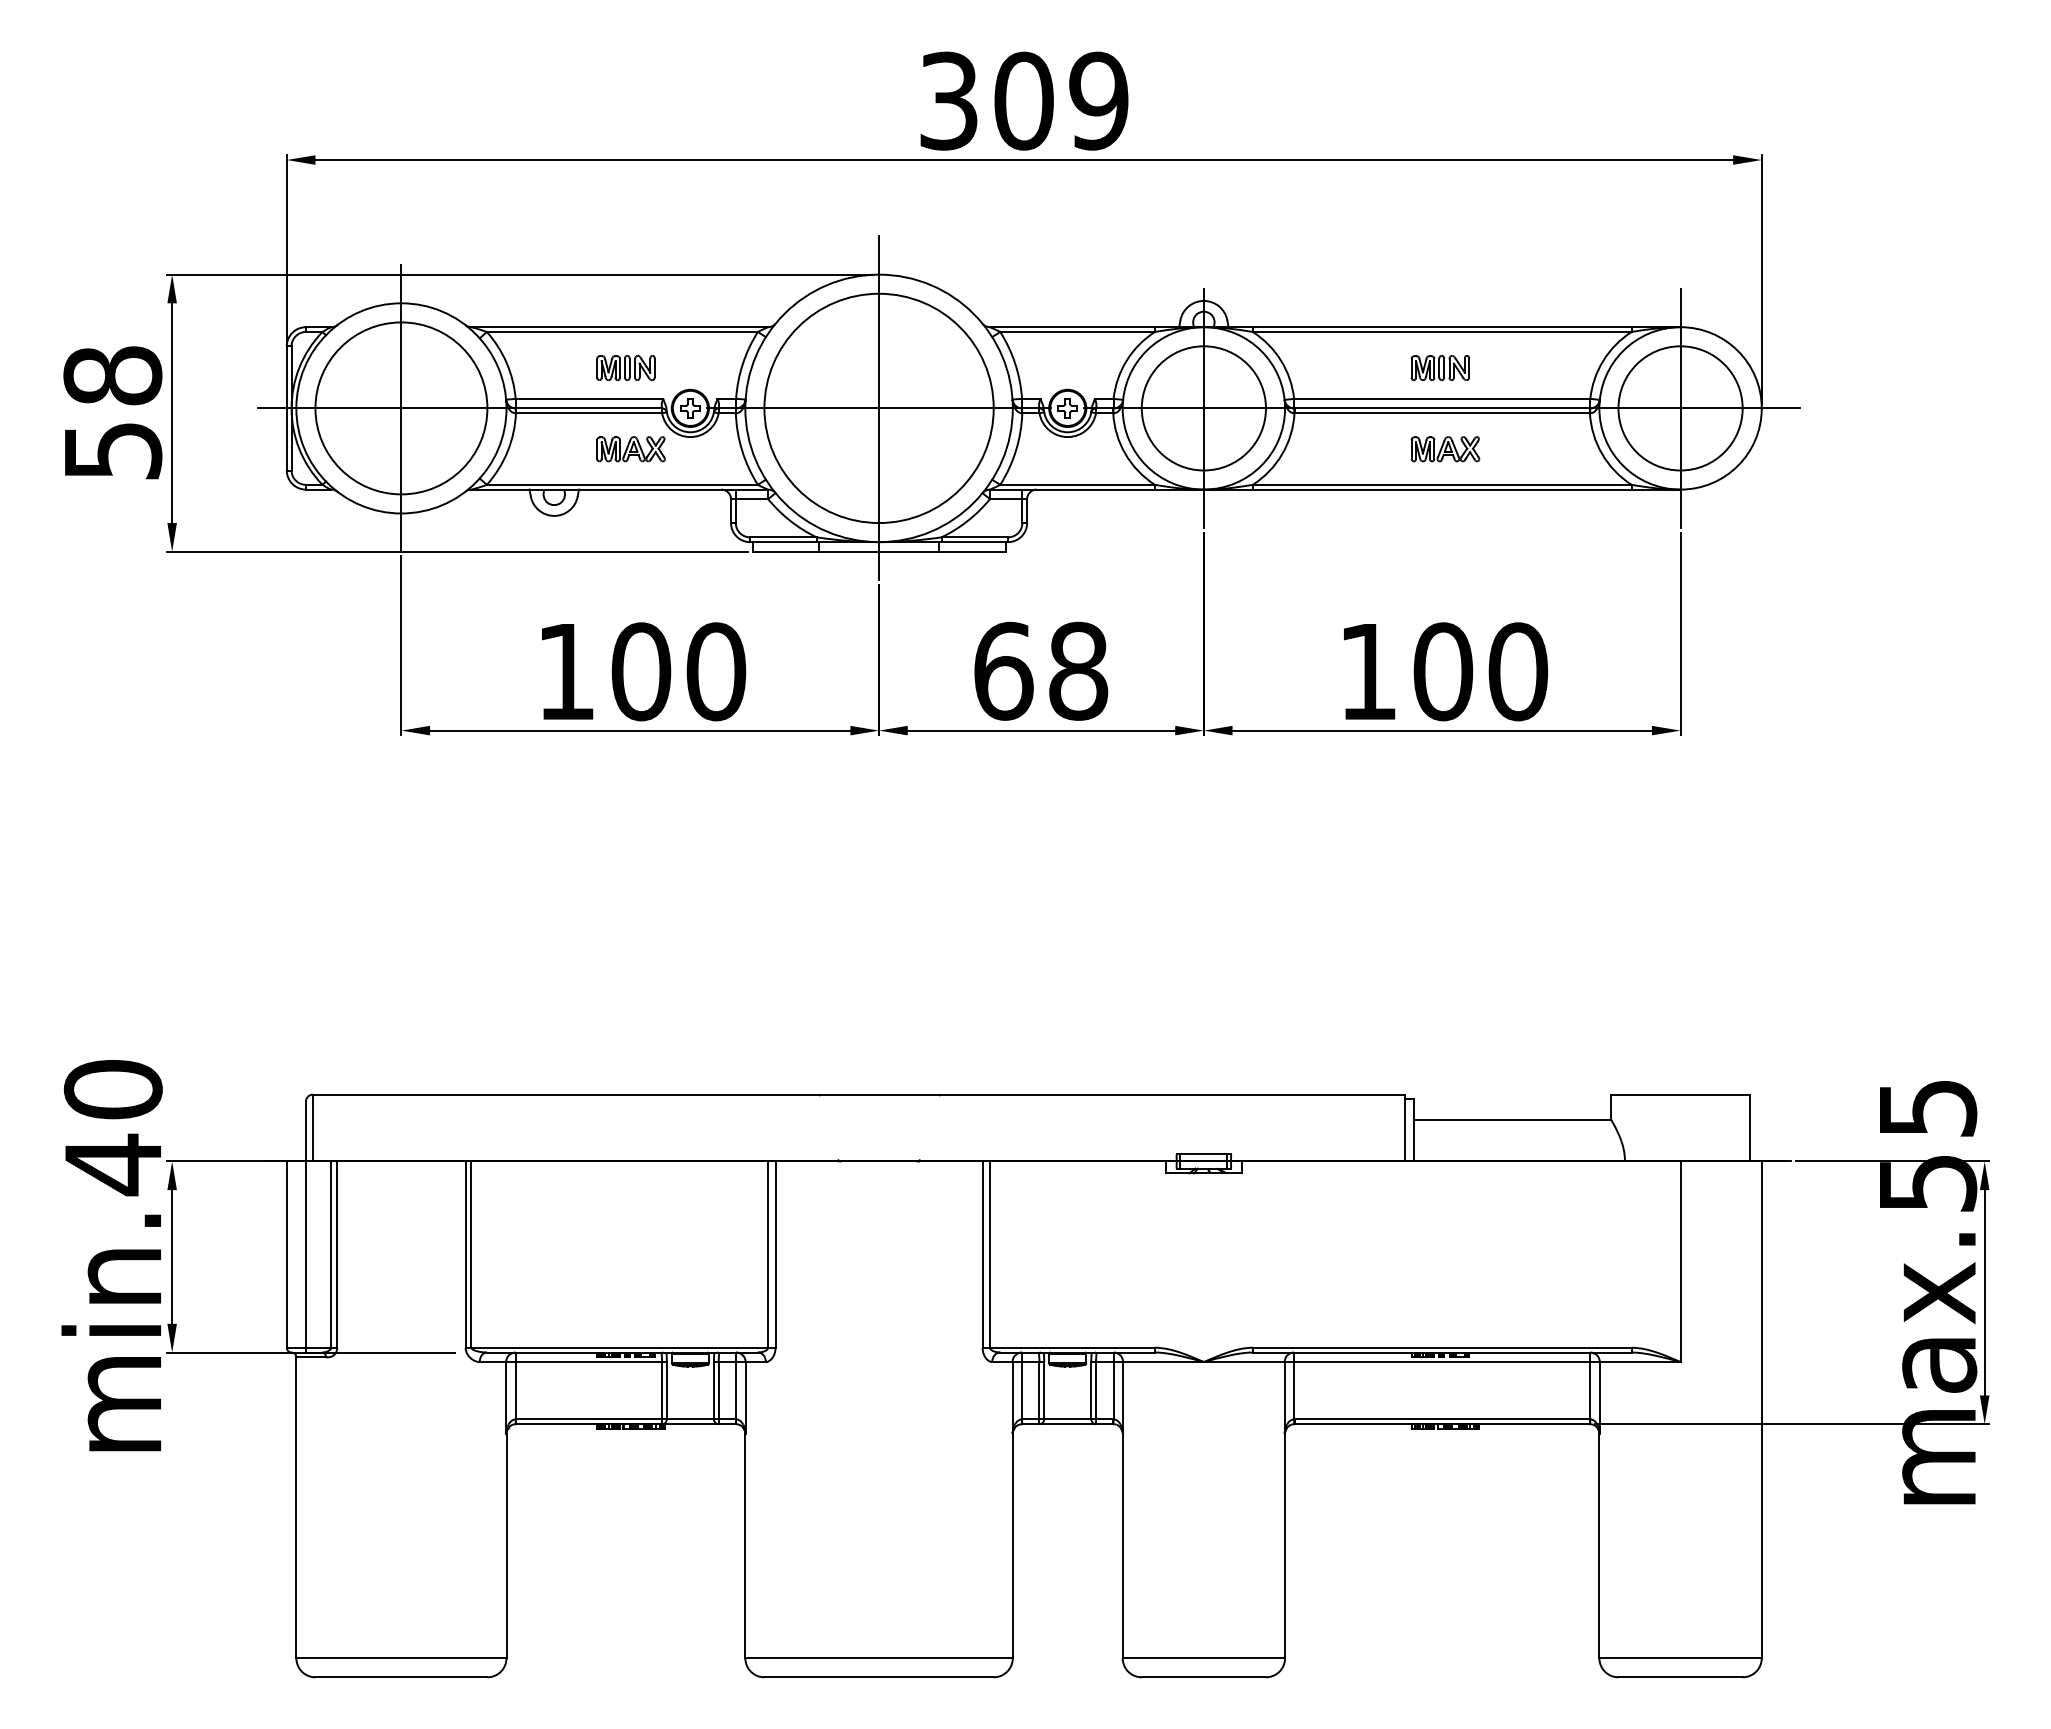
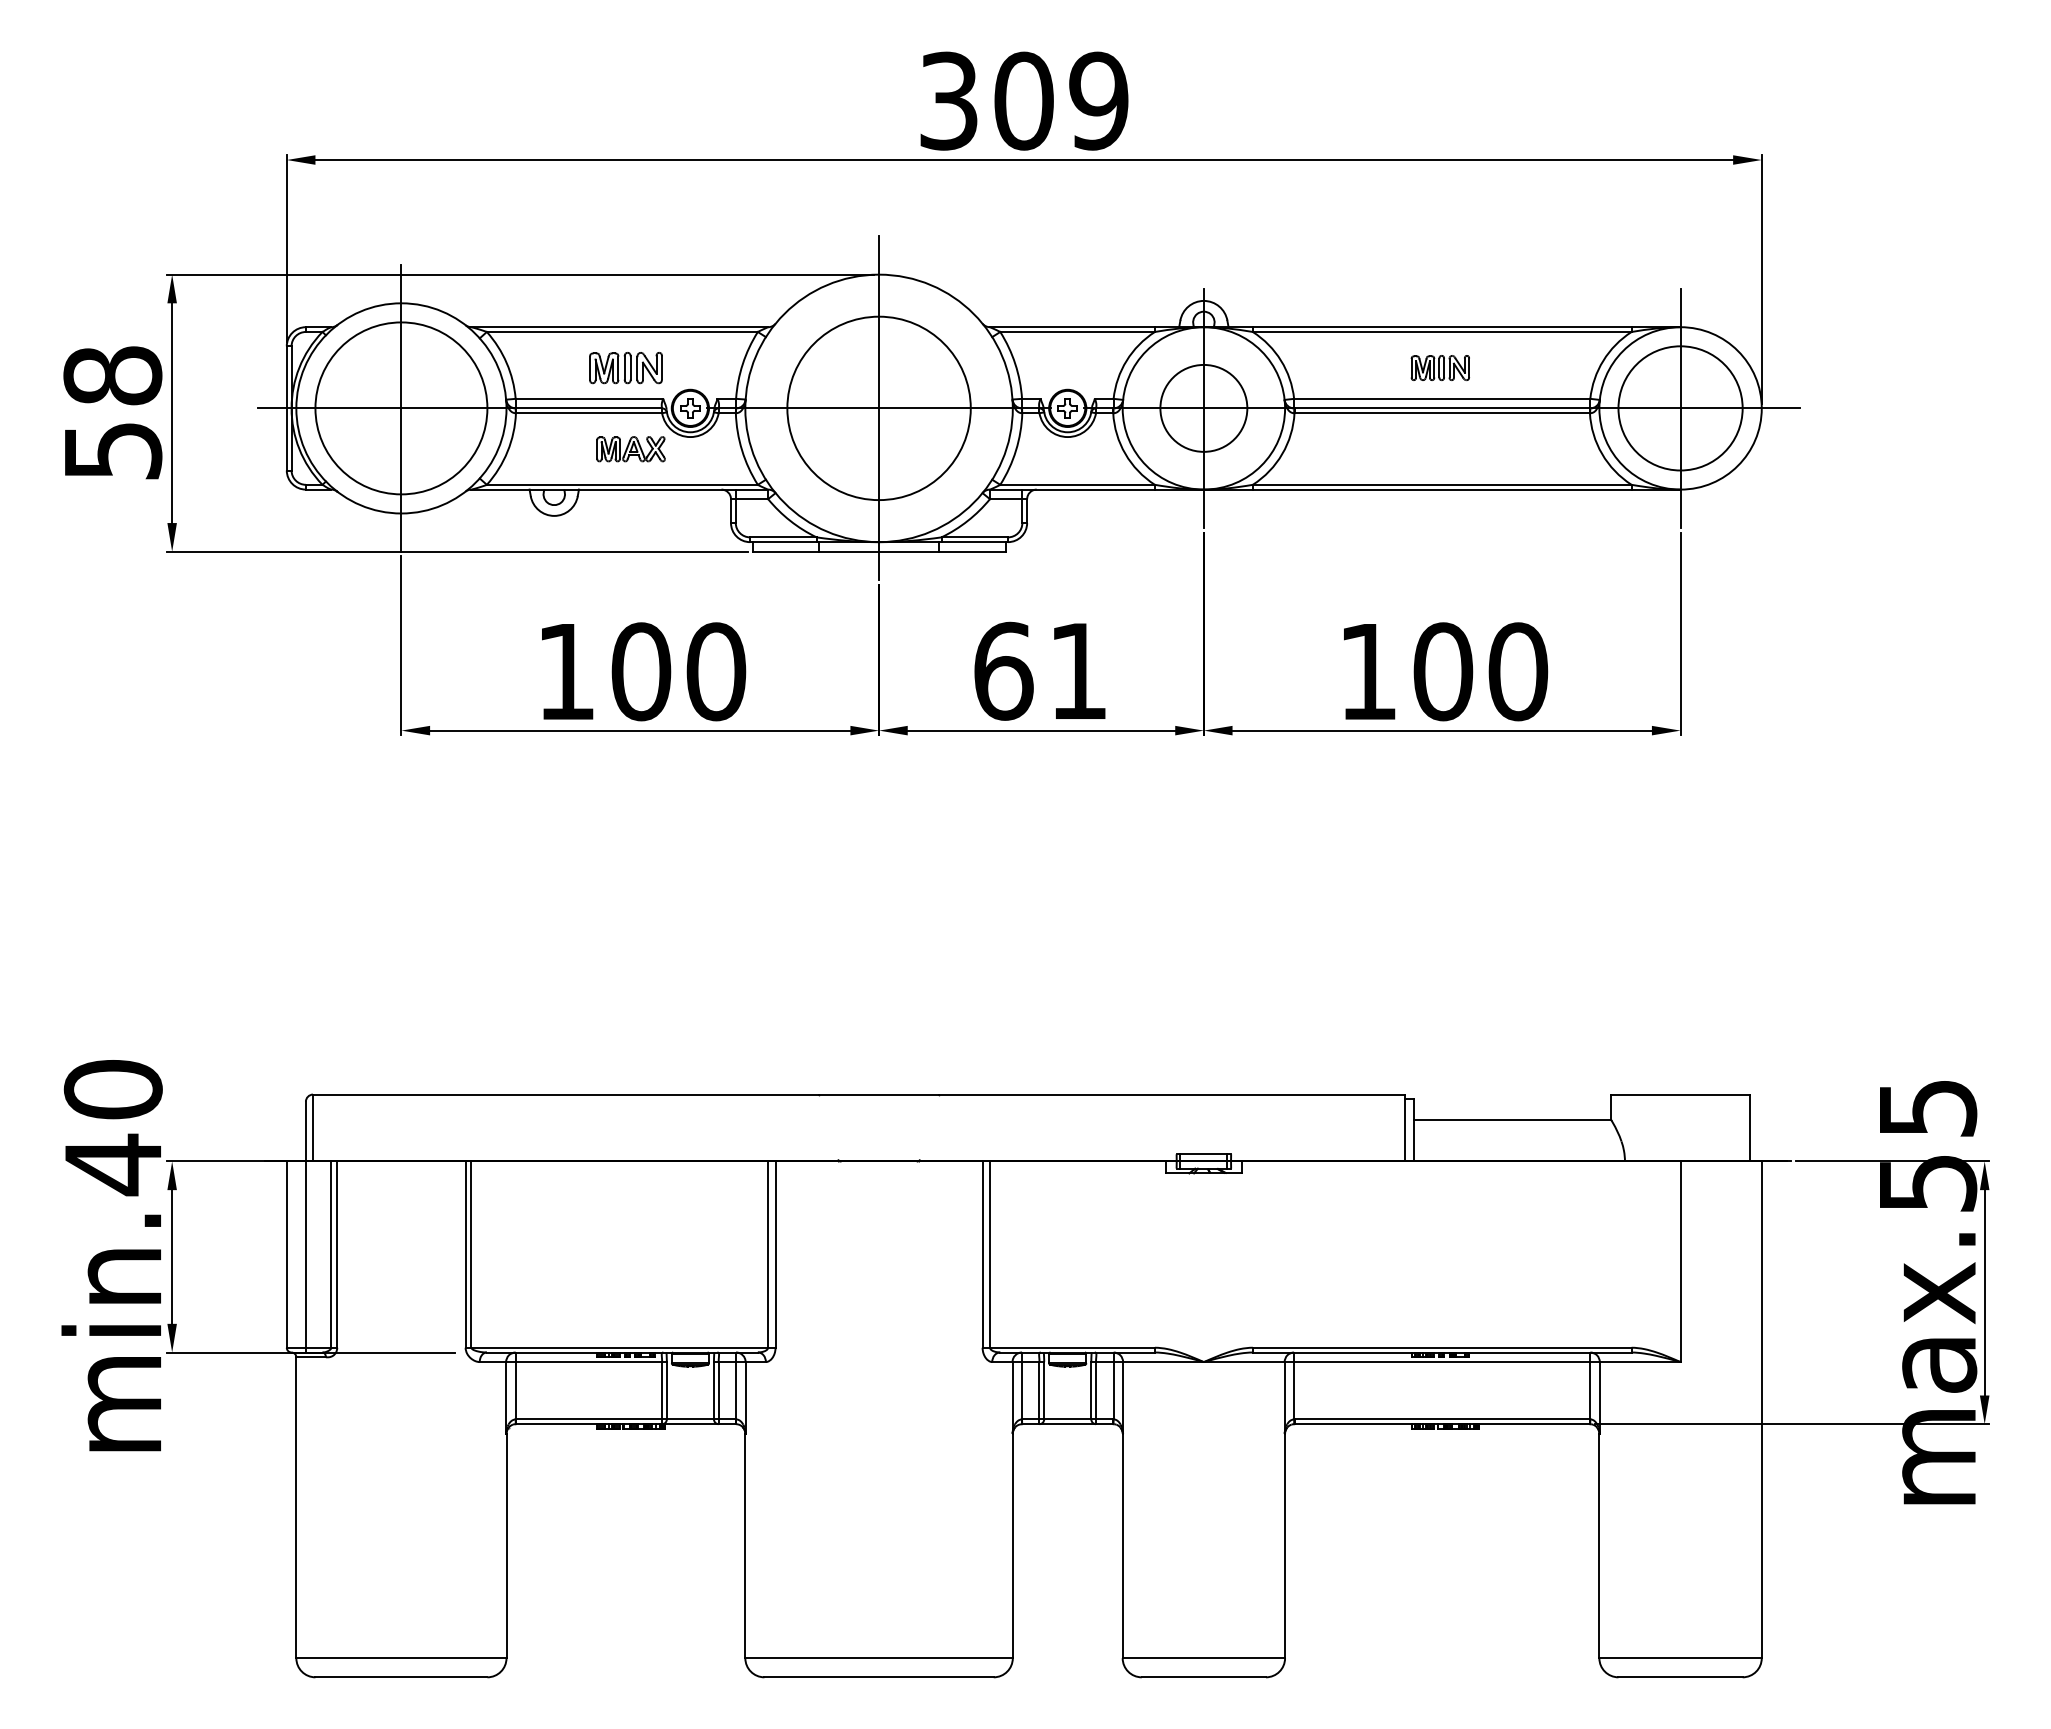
part size: 60x26 px -> 74x33 px (625, 368)
circle diameter: 229 px -> 183 px (878, 408)
circle diameter: 124 px -> 87 px (1203, 407)
part: present -> none (1445, 449)
text: 68 -> 61 (1078, 670)
